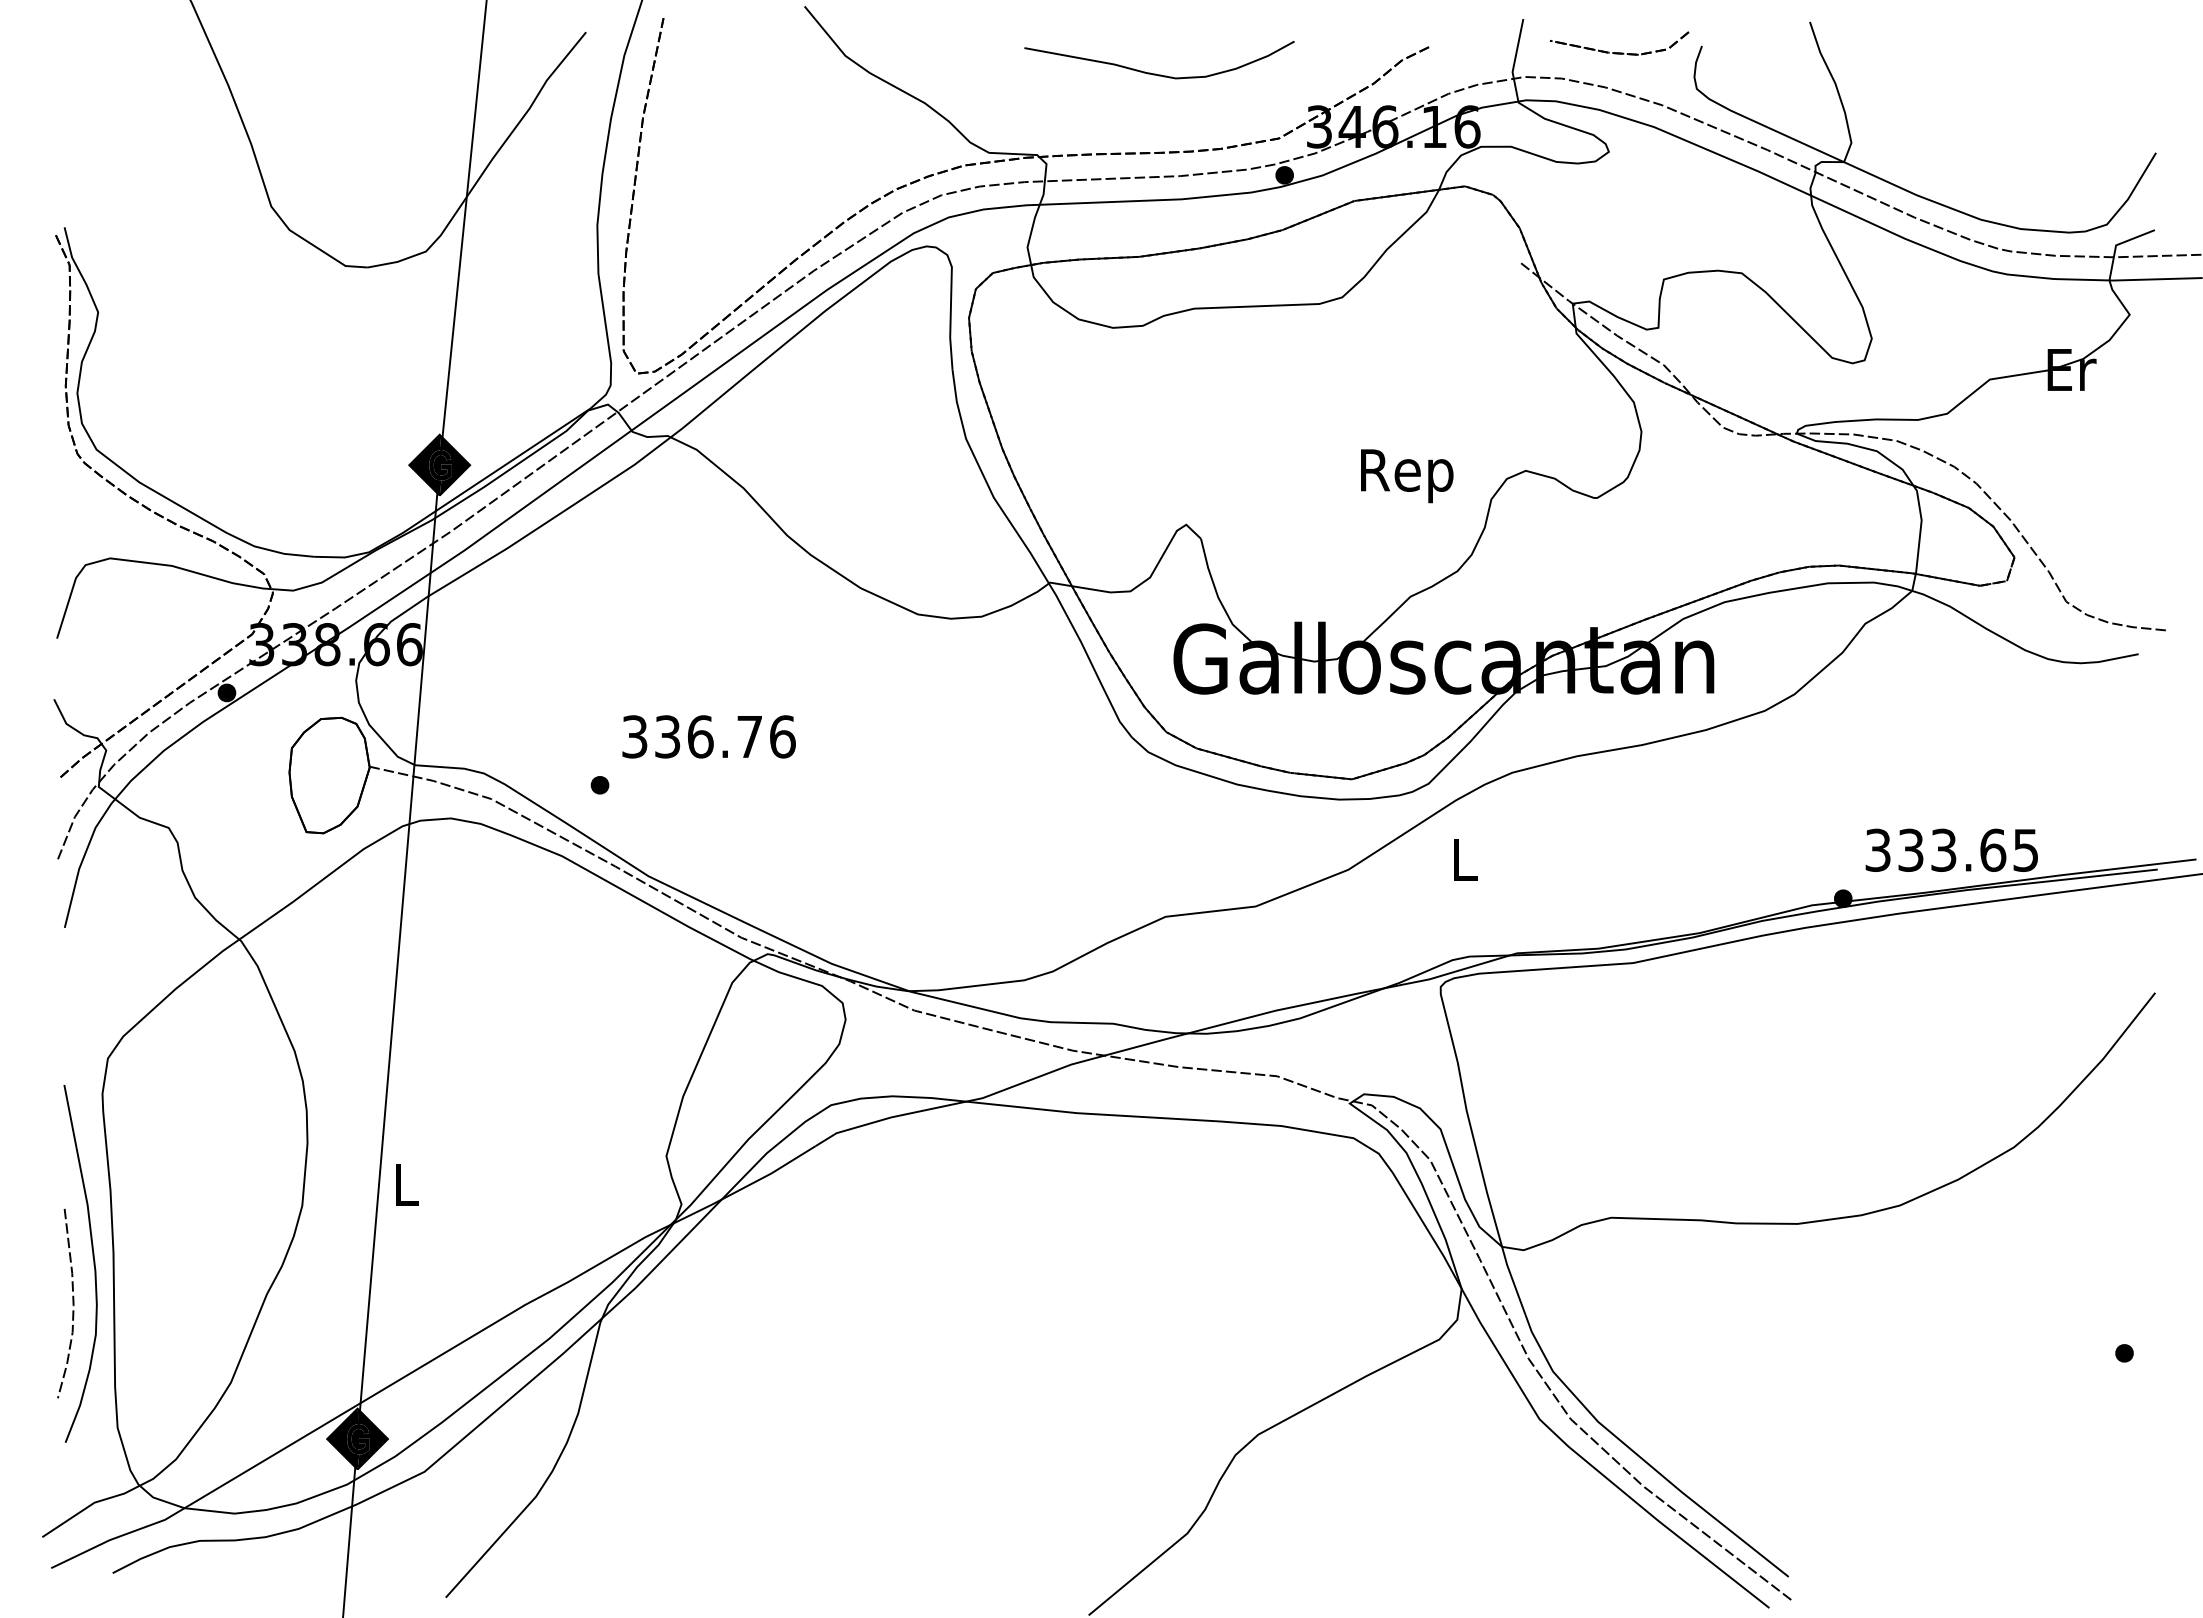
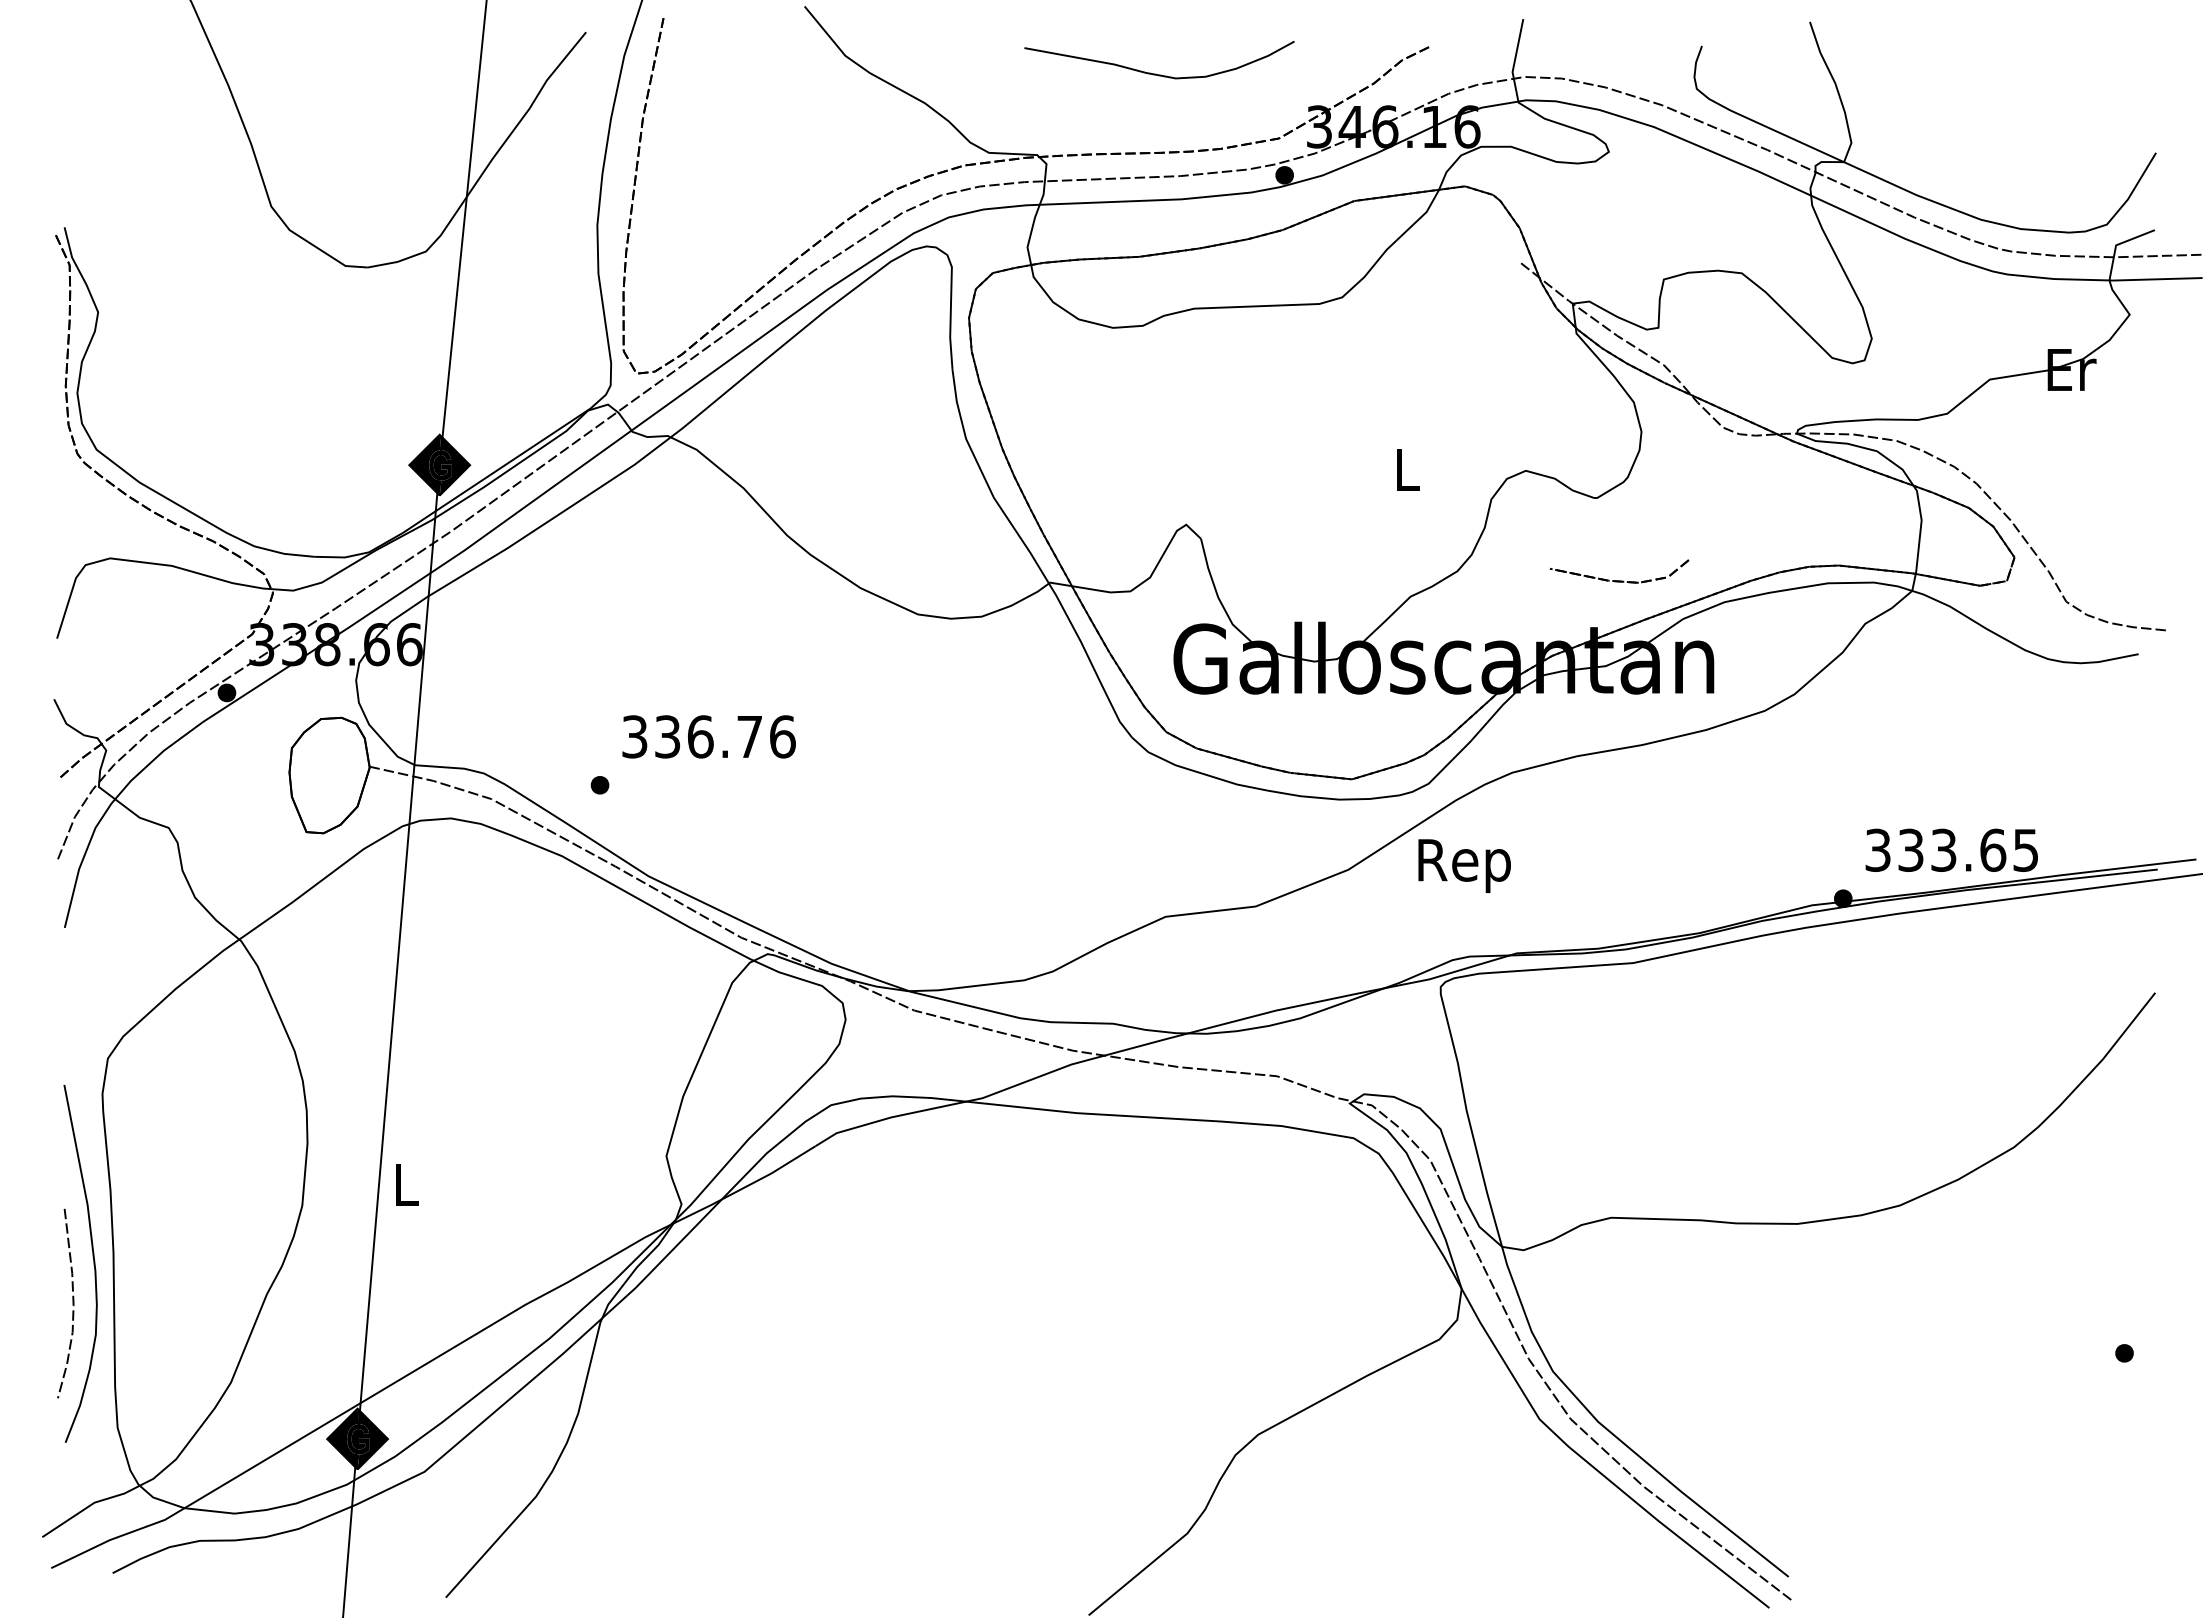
part position: (1619, 52) -> (1619, 580) (1619, 580)
text: Rep -> L (1407, 476)
text: L -> Rep (1464, 866)
